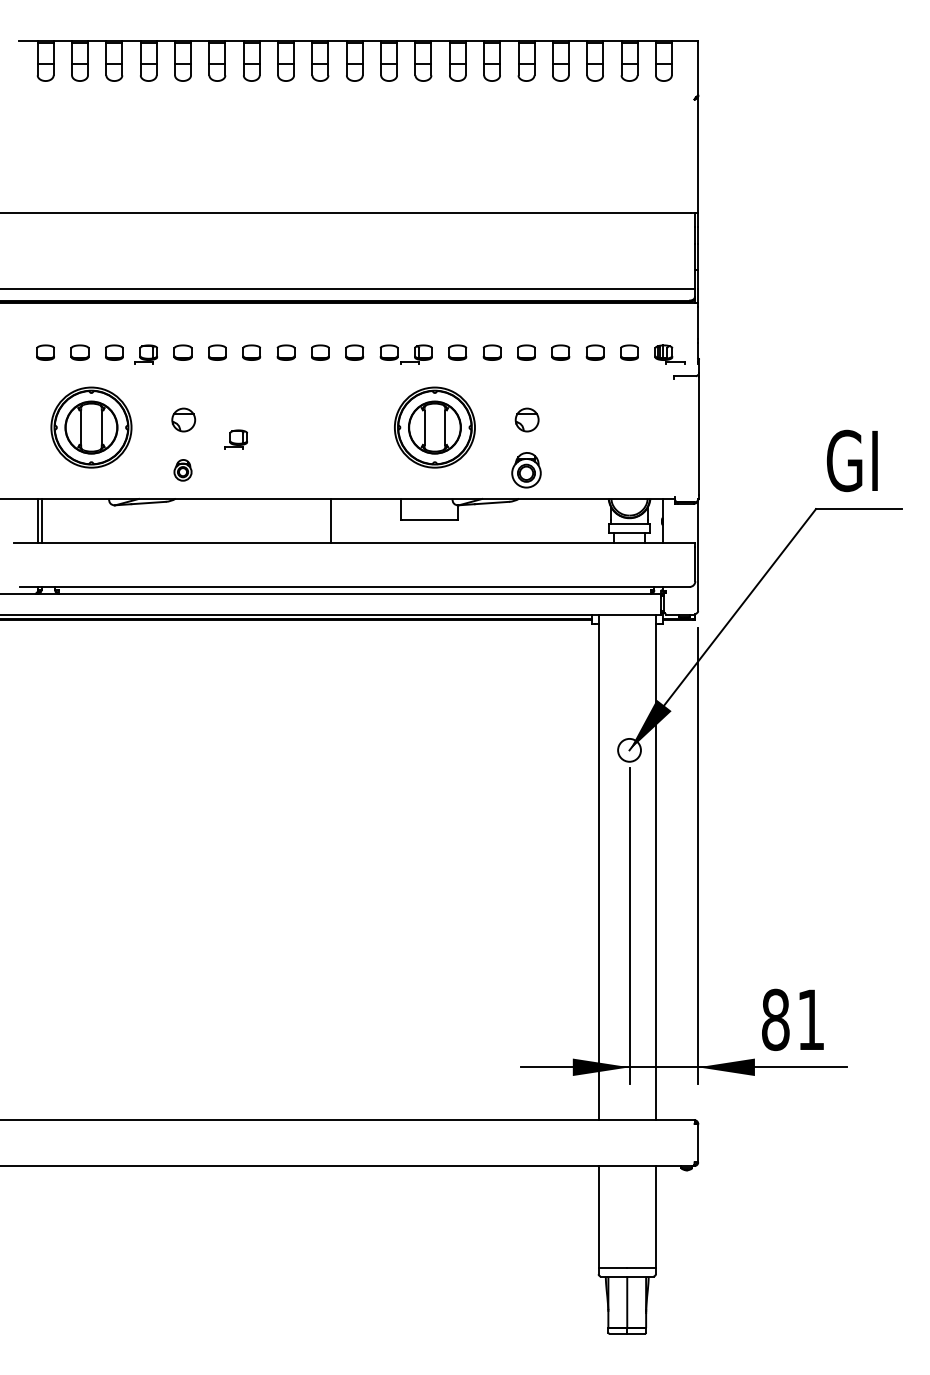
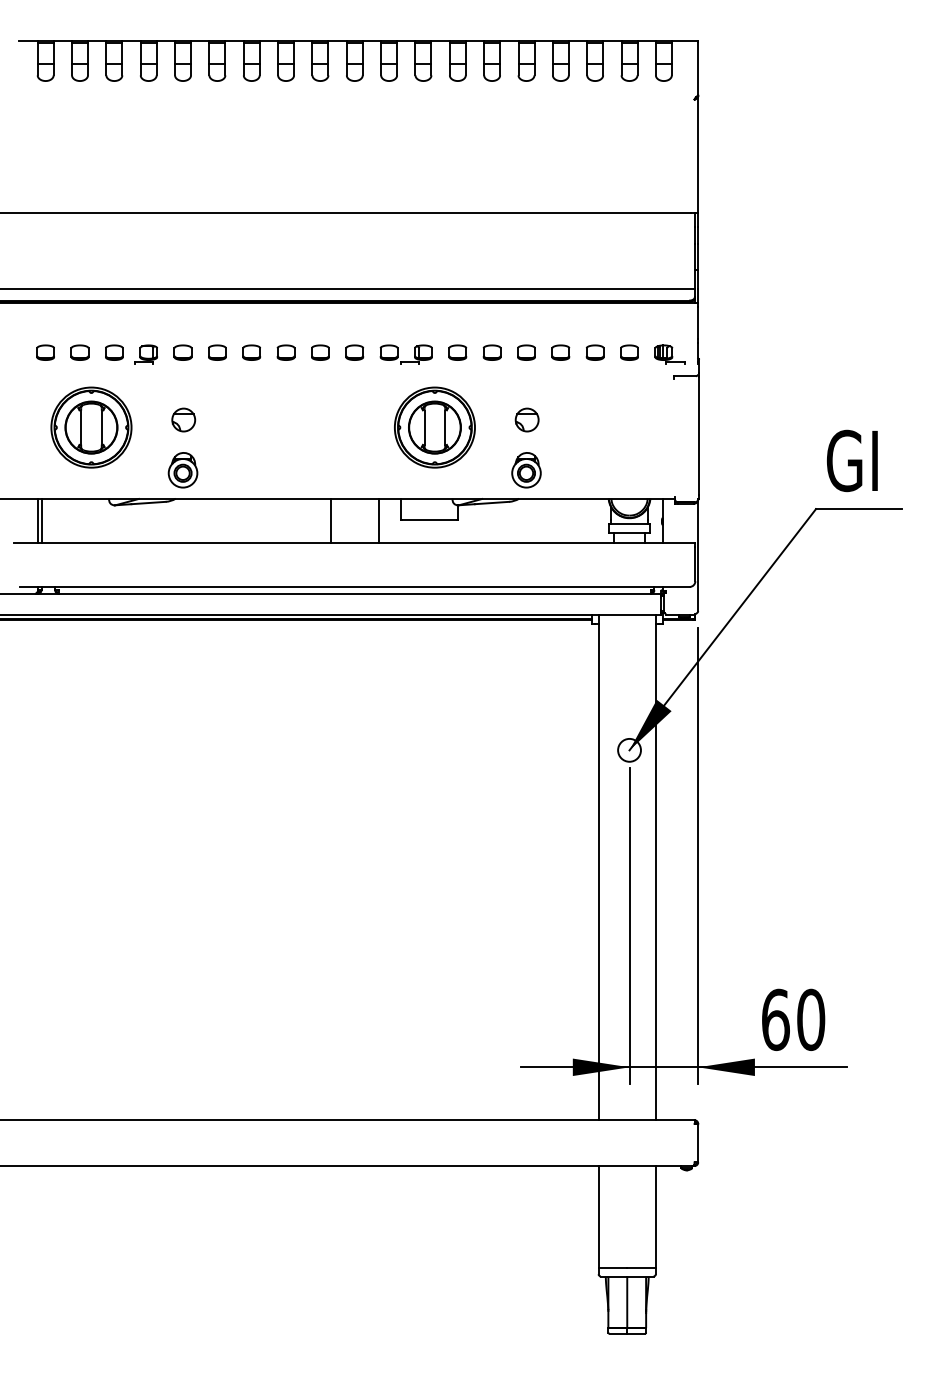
part: present -> none (235, 439)
part size: 20x23 px -> 32x37 px (182, 470)
line: none -> present (379, 520)
text: 81 -> 60 (793, 1019)
